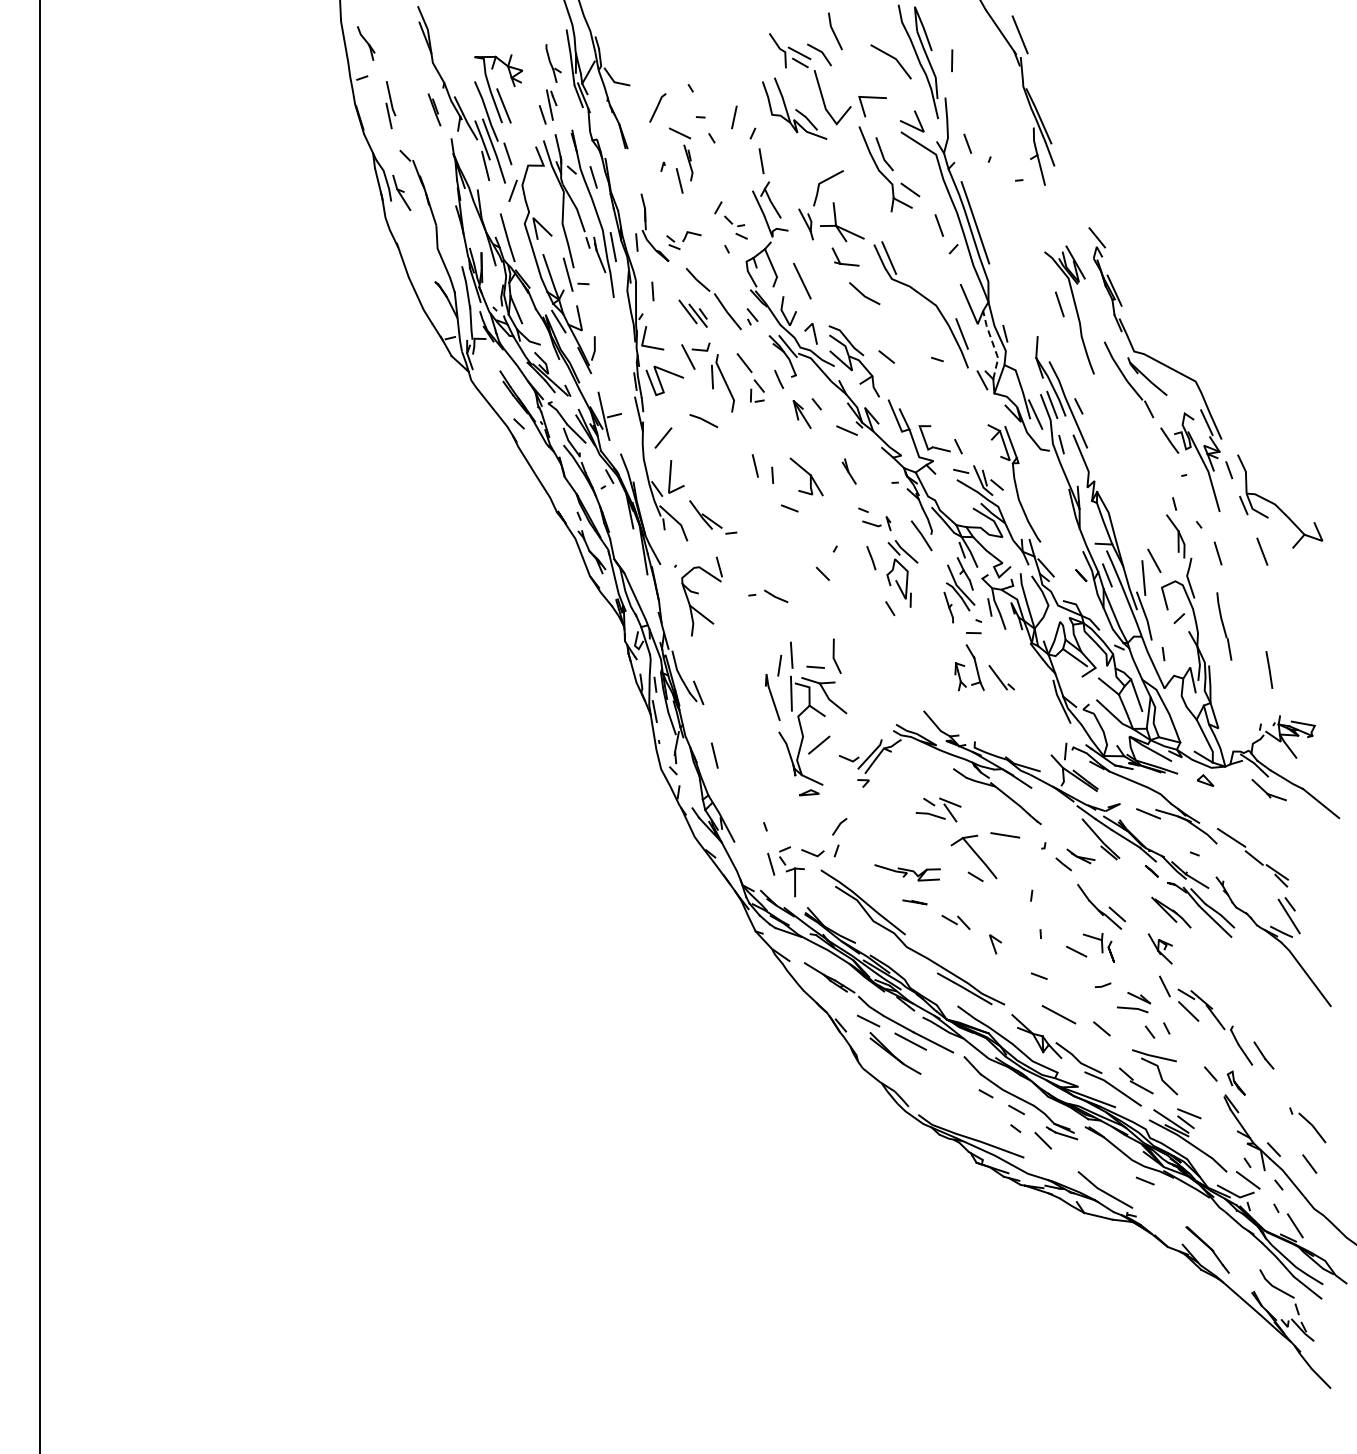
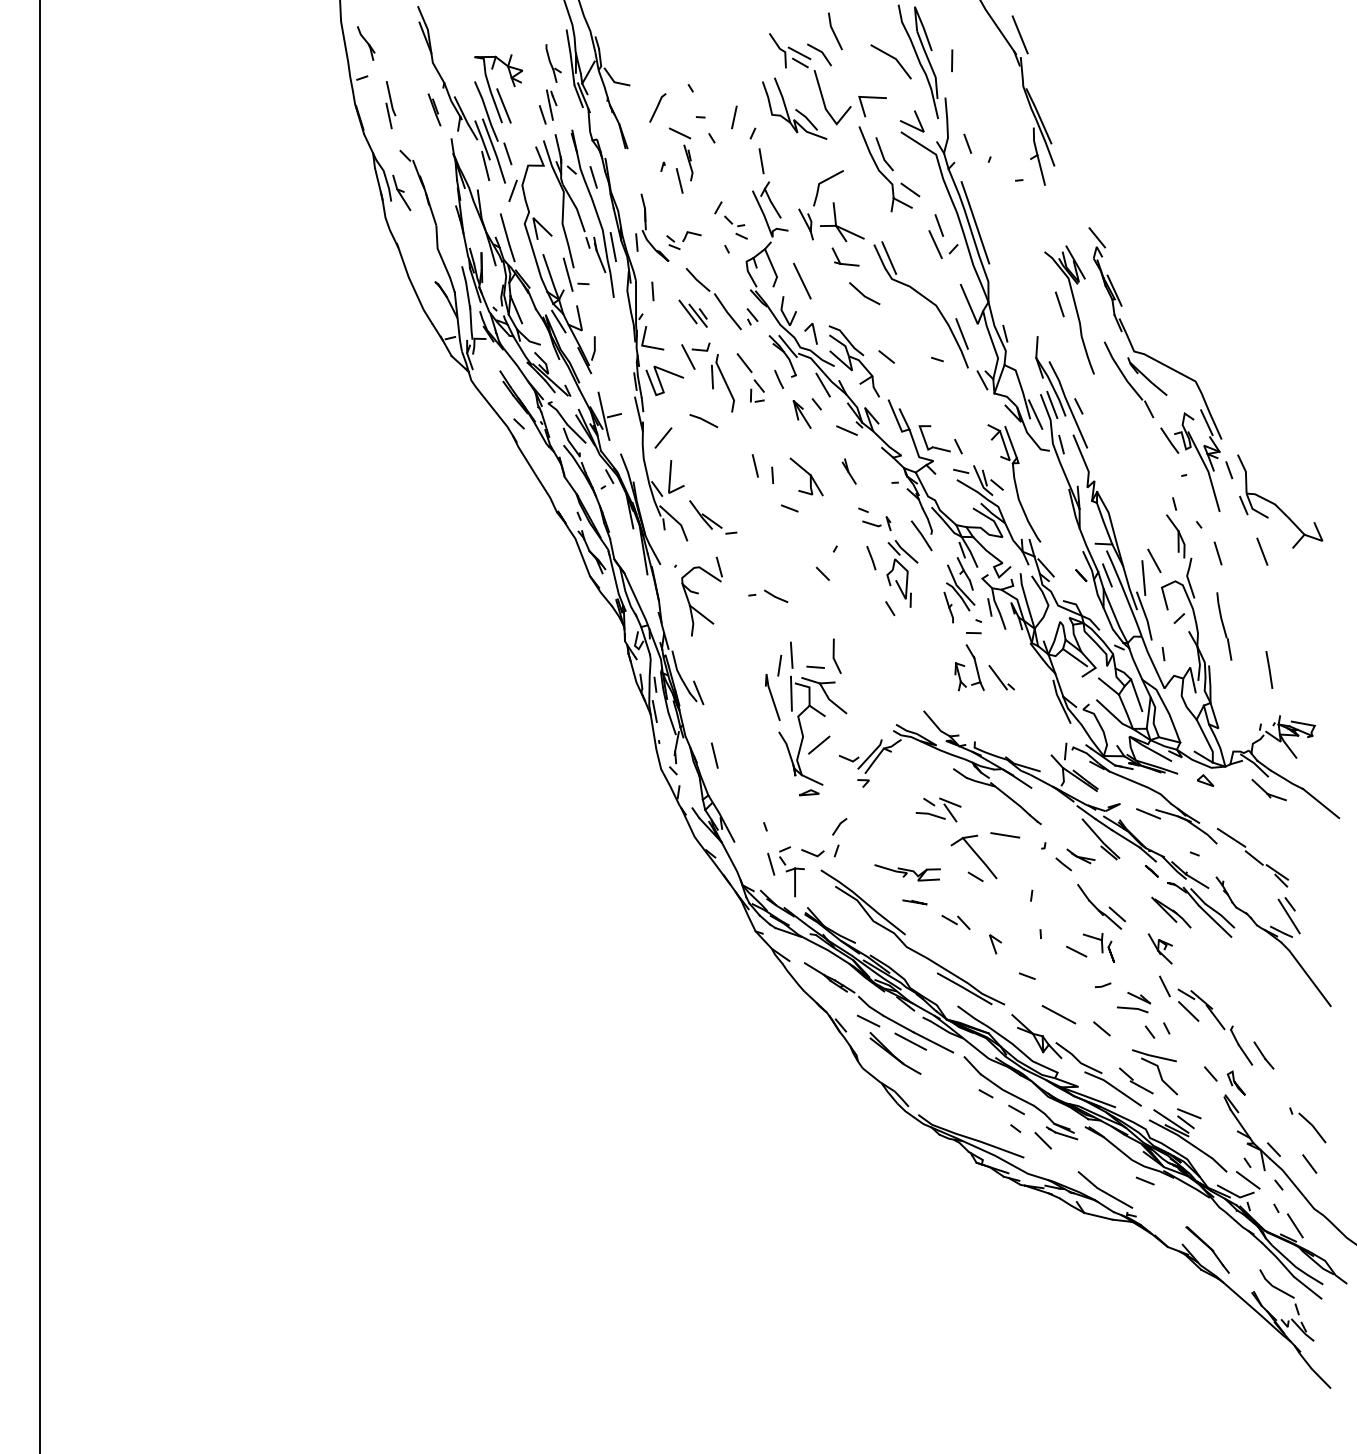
line: none -> present (935, 244)
line: dashed -> solid (993, 344)
line: none -> present (822, 384)
line position: (1038, 975) -> (1026, 975) (1026, 975)
